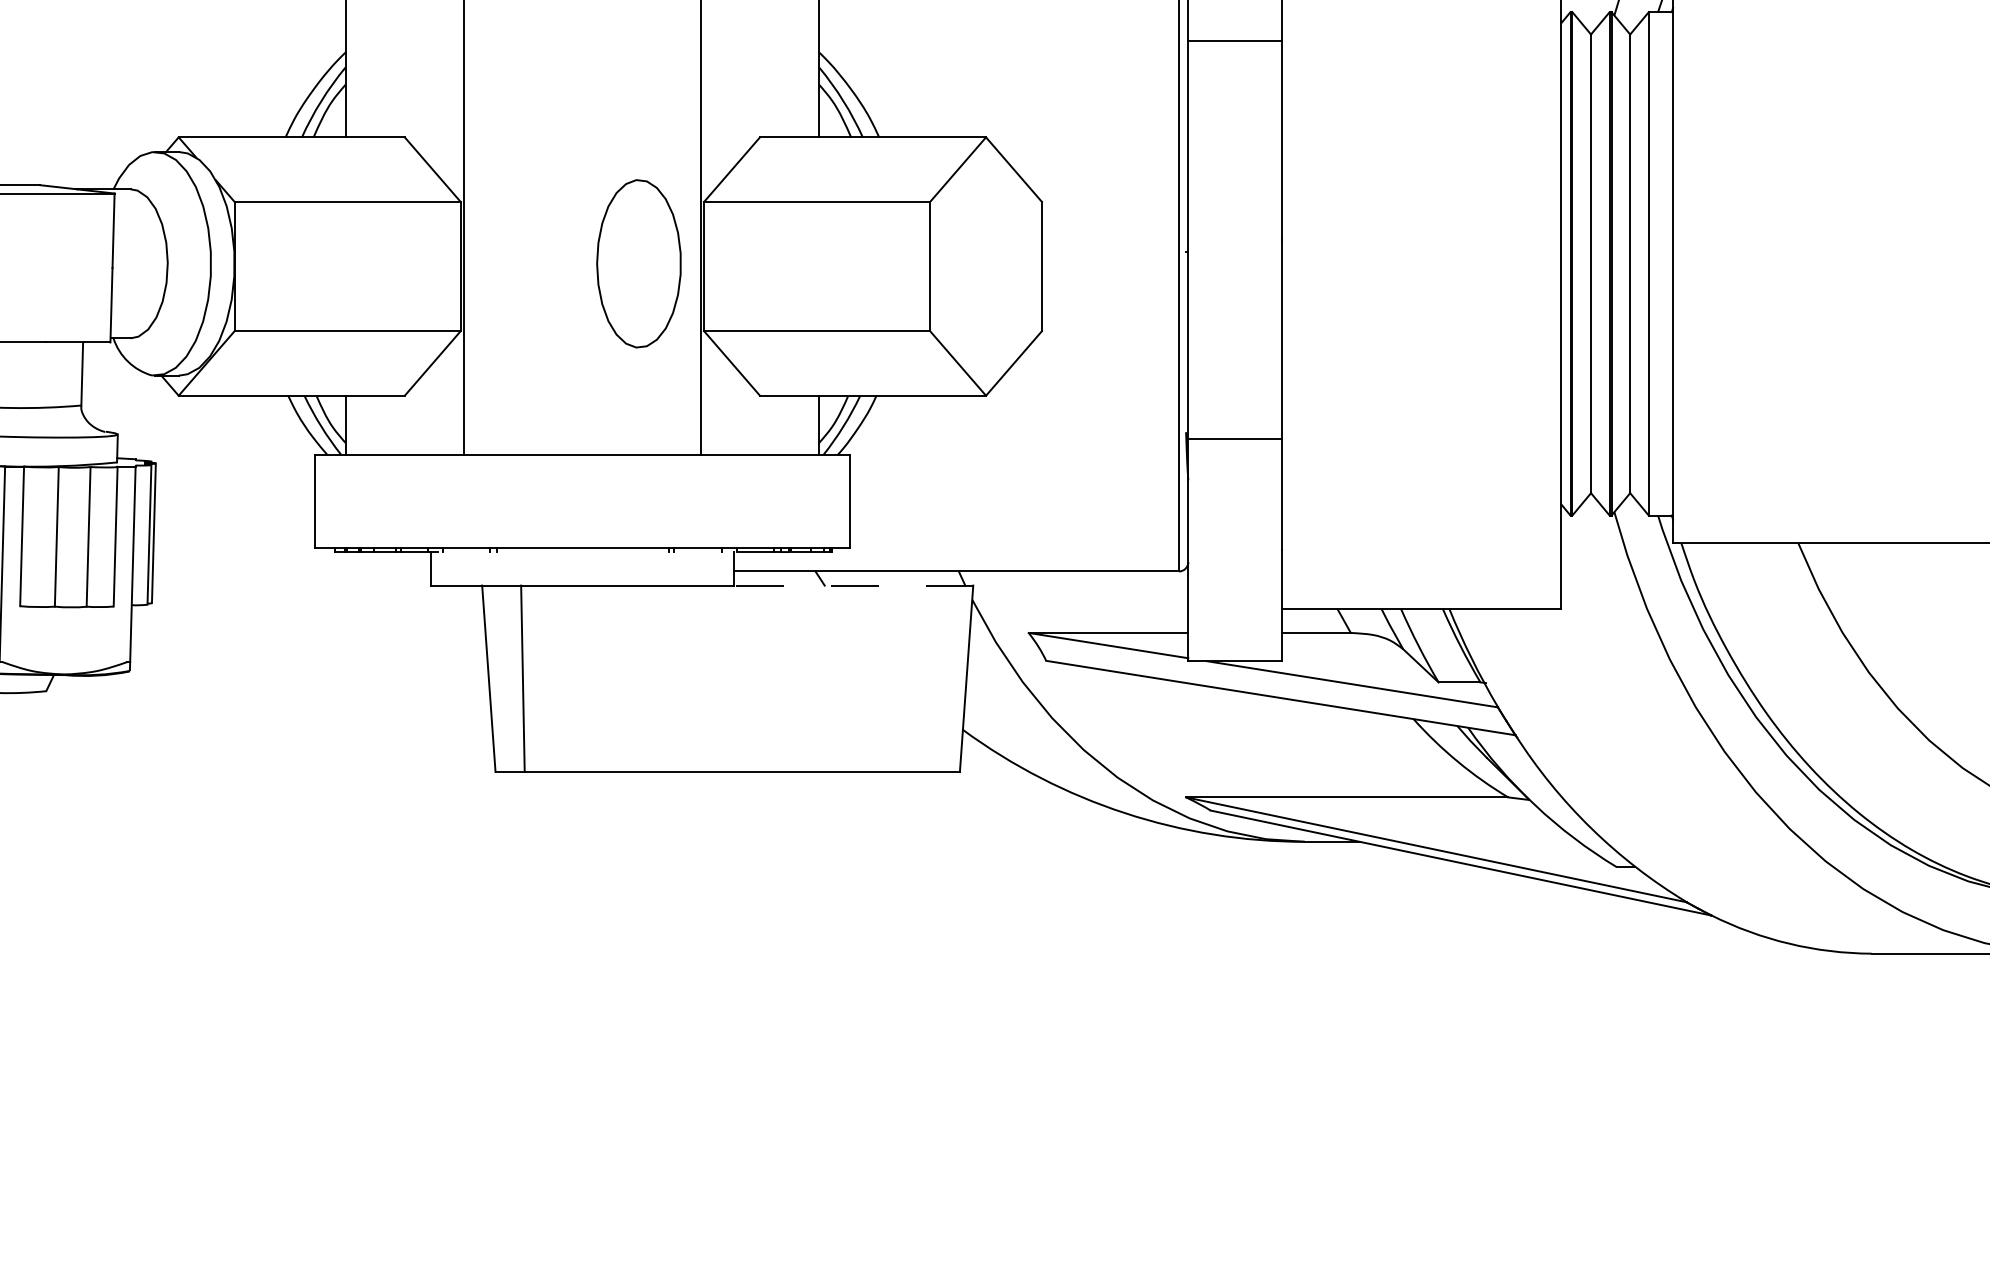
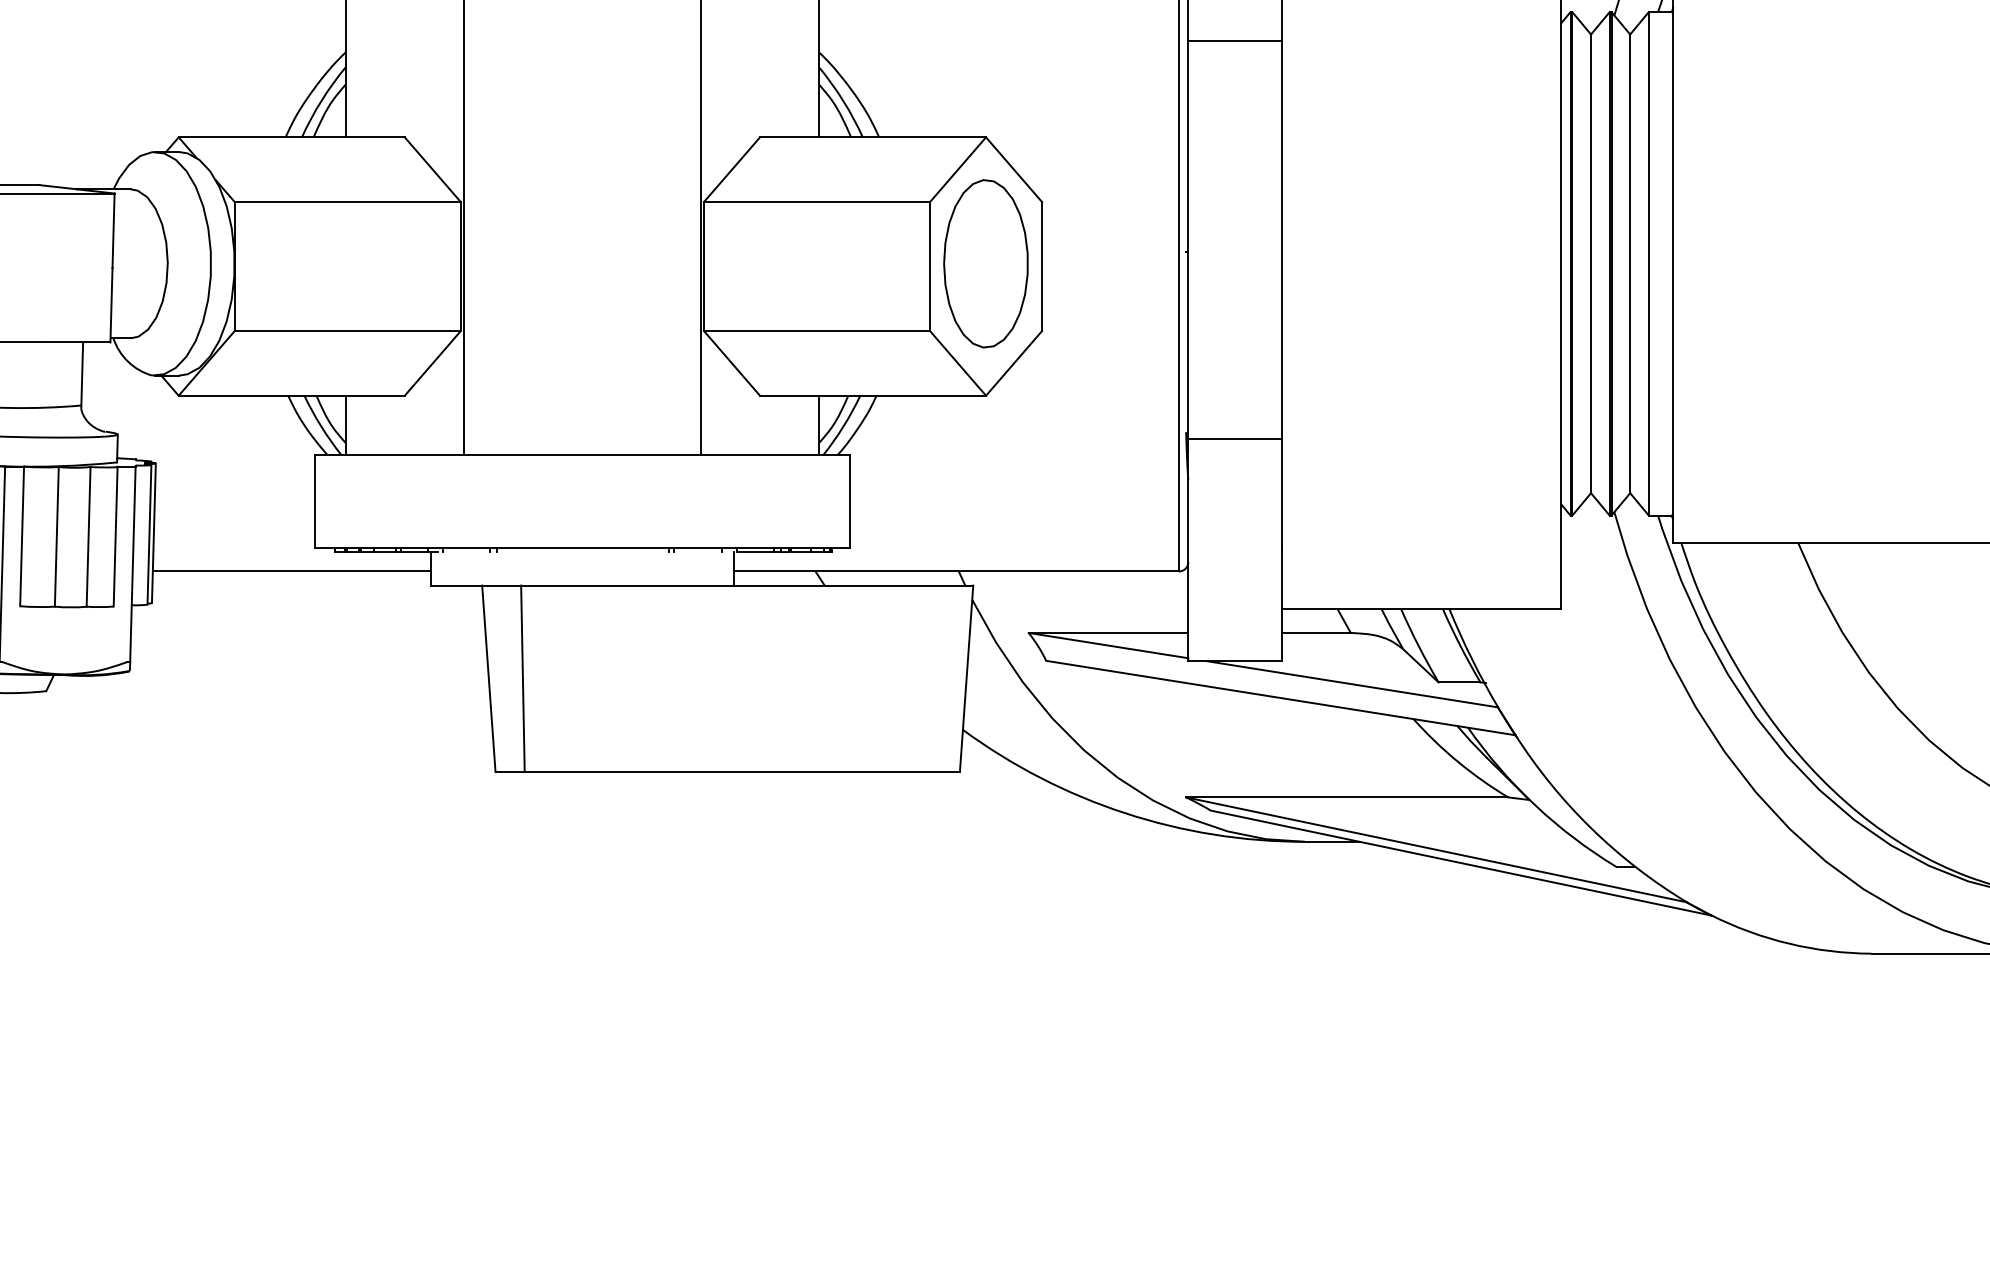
part position: (638, 263) -> (985, 263) (985, 263)
line: none -> present (291, 571)
line: dashed -> solid (853, 585)
